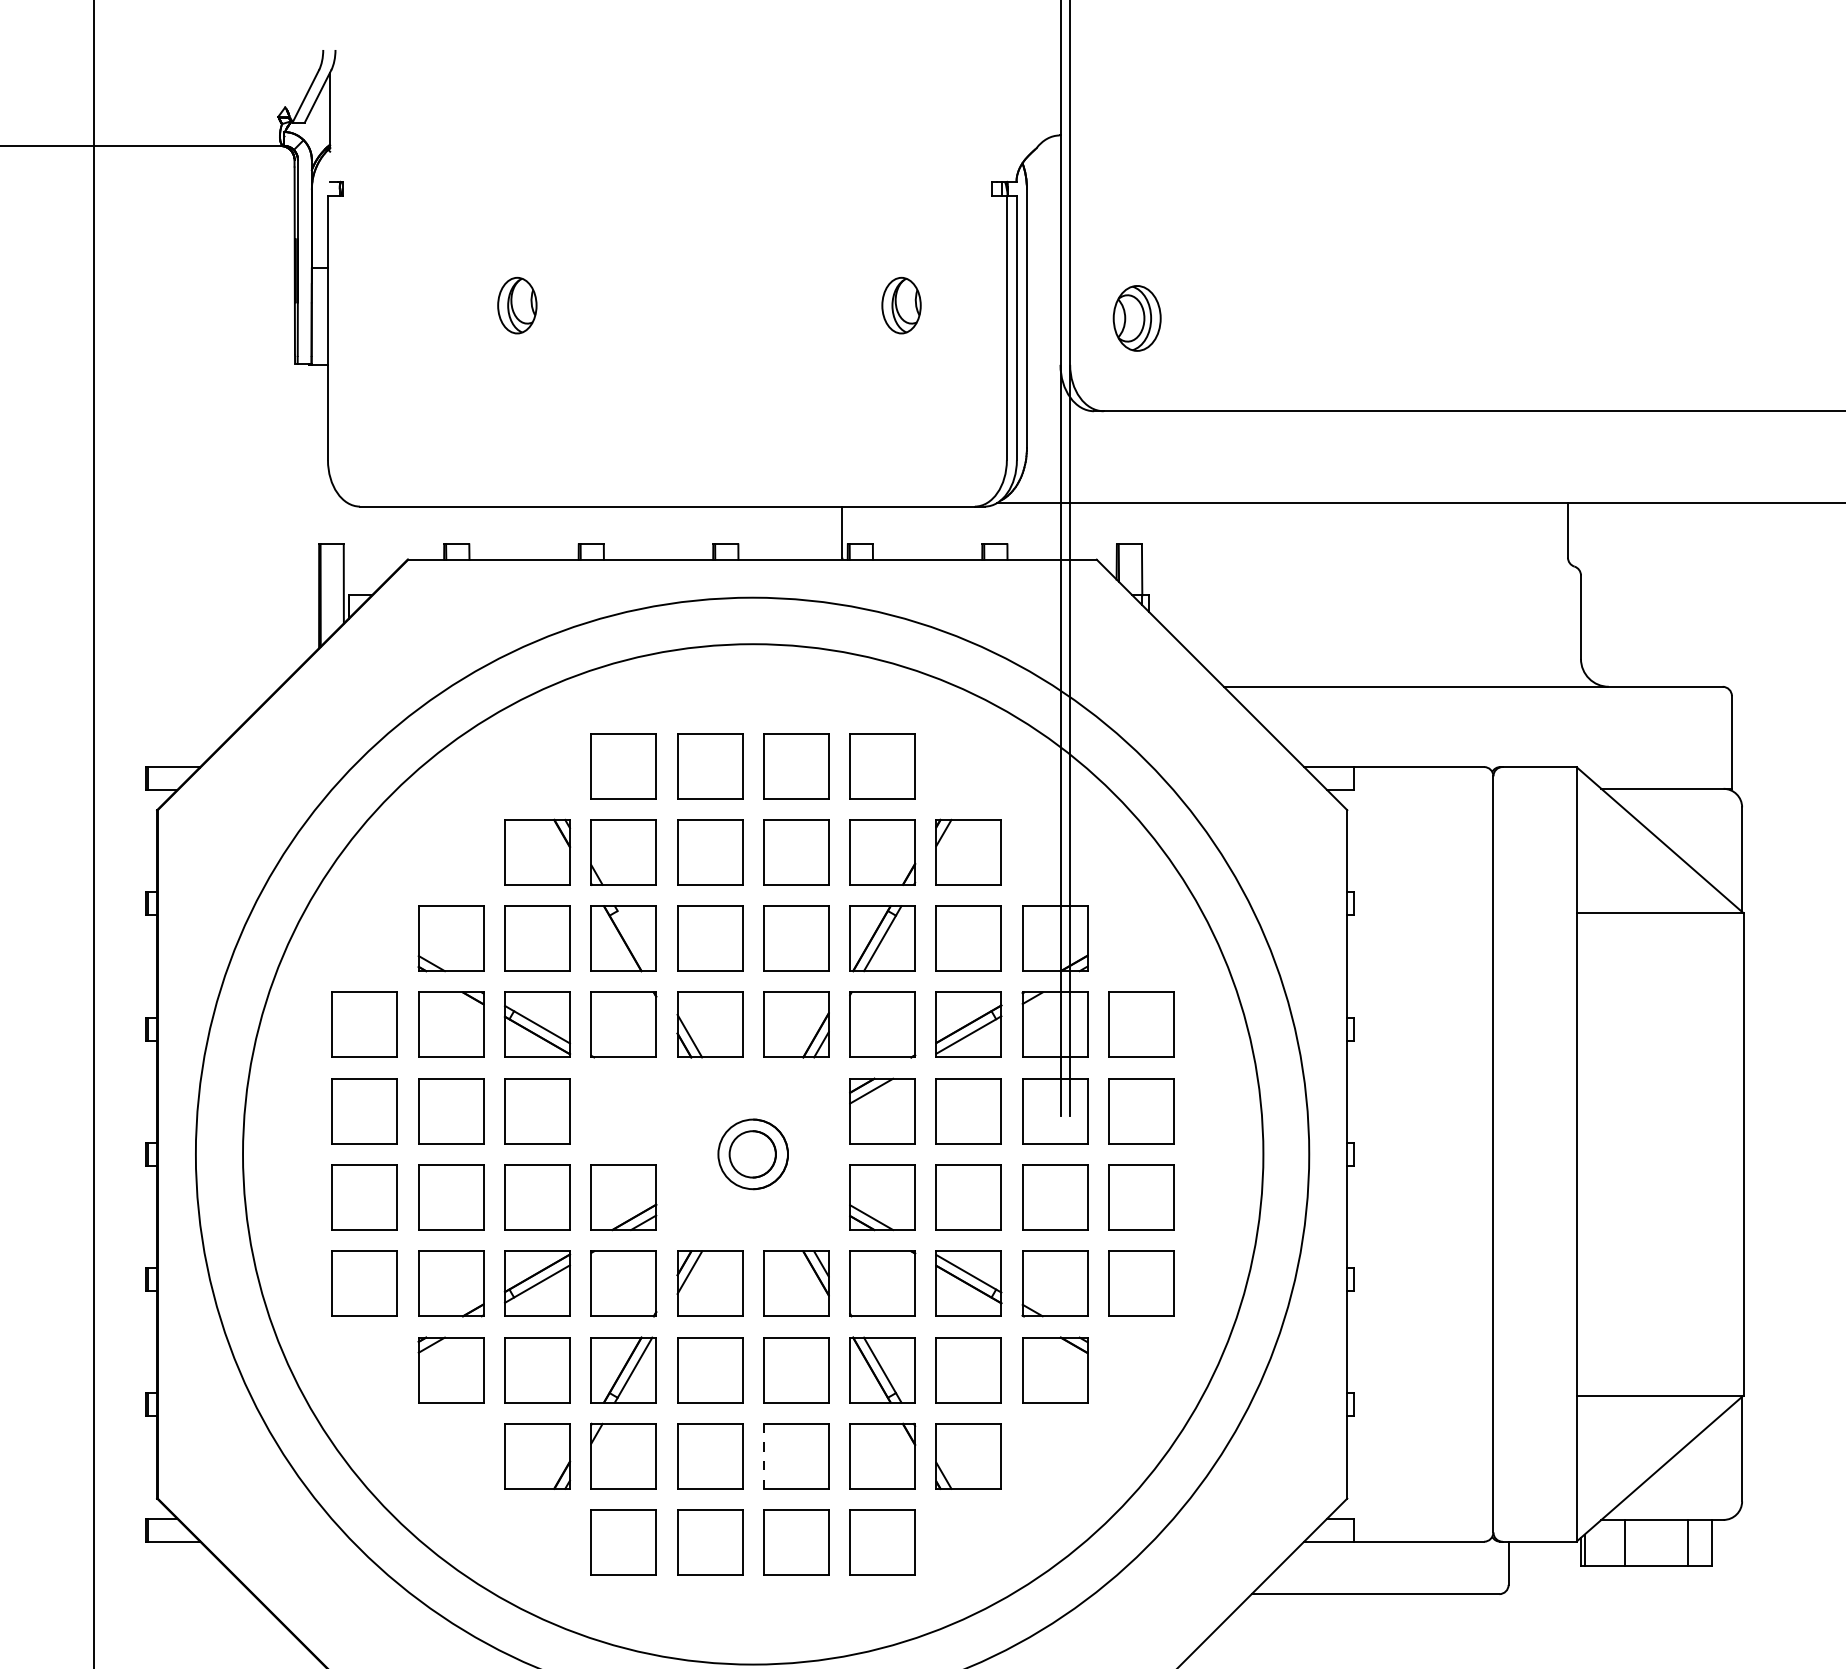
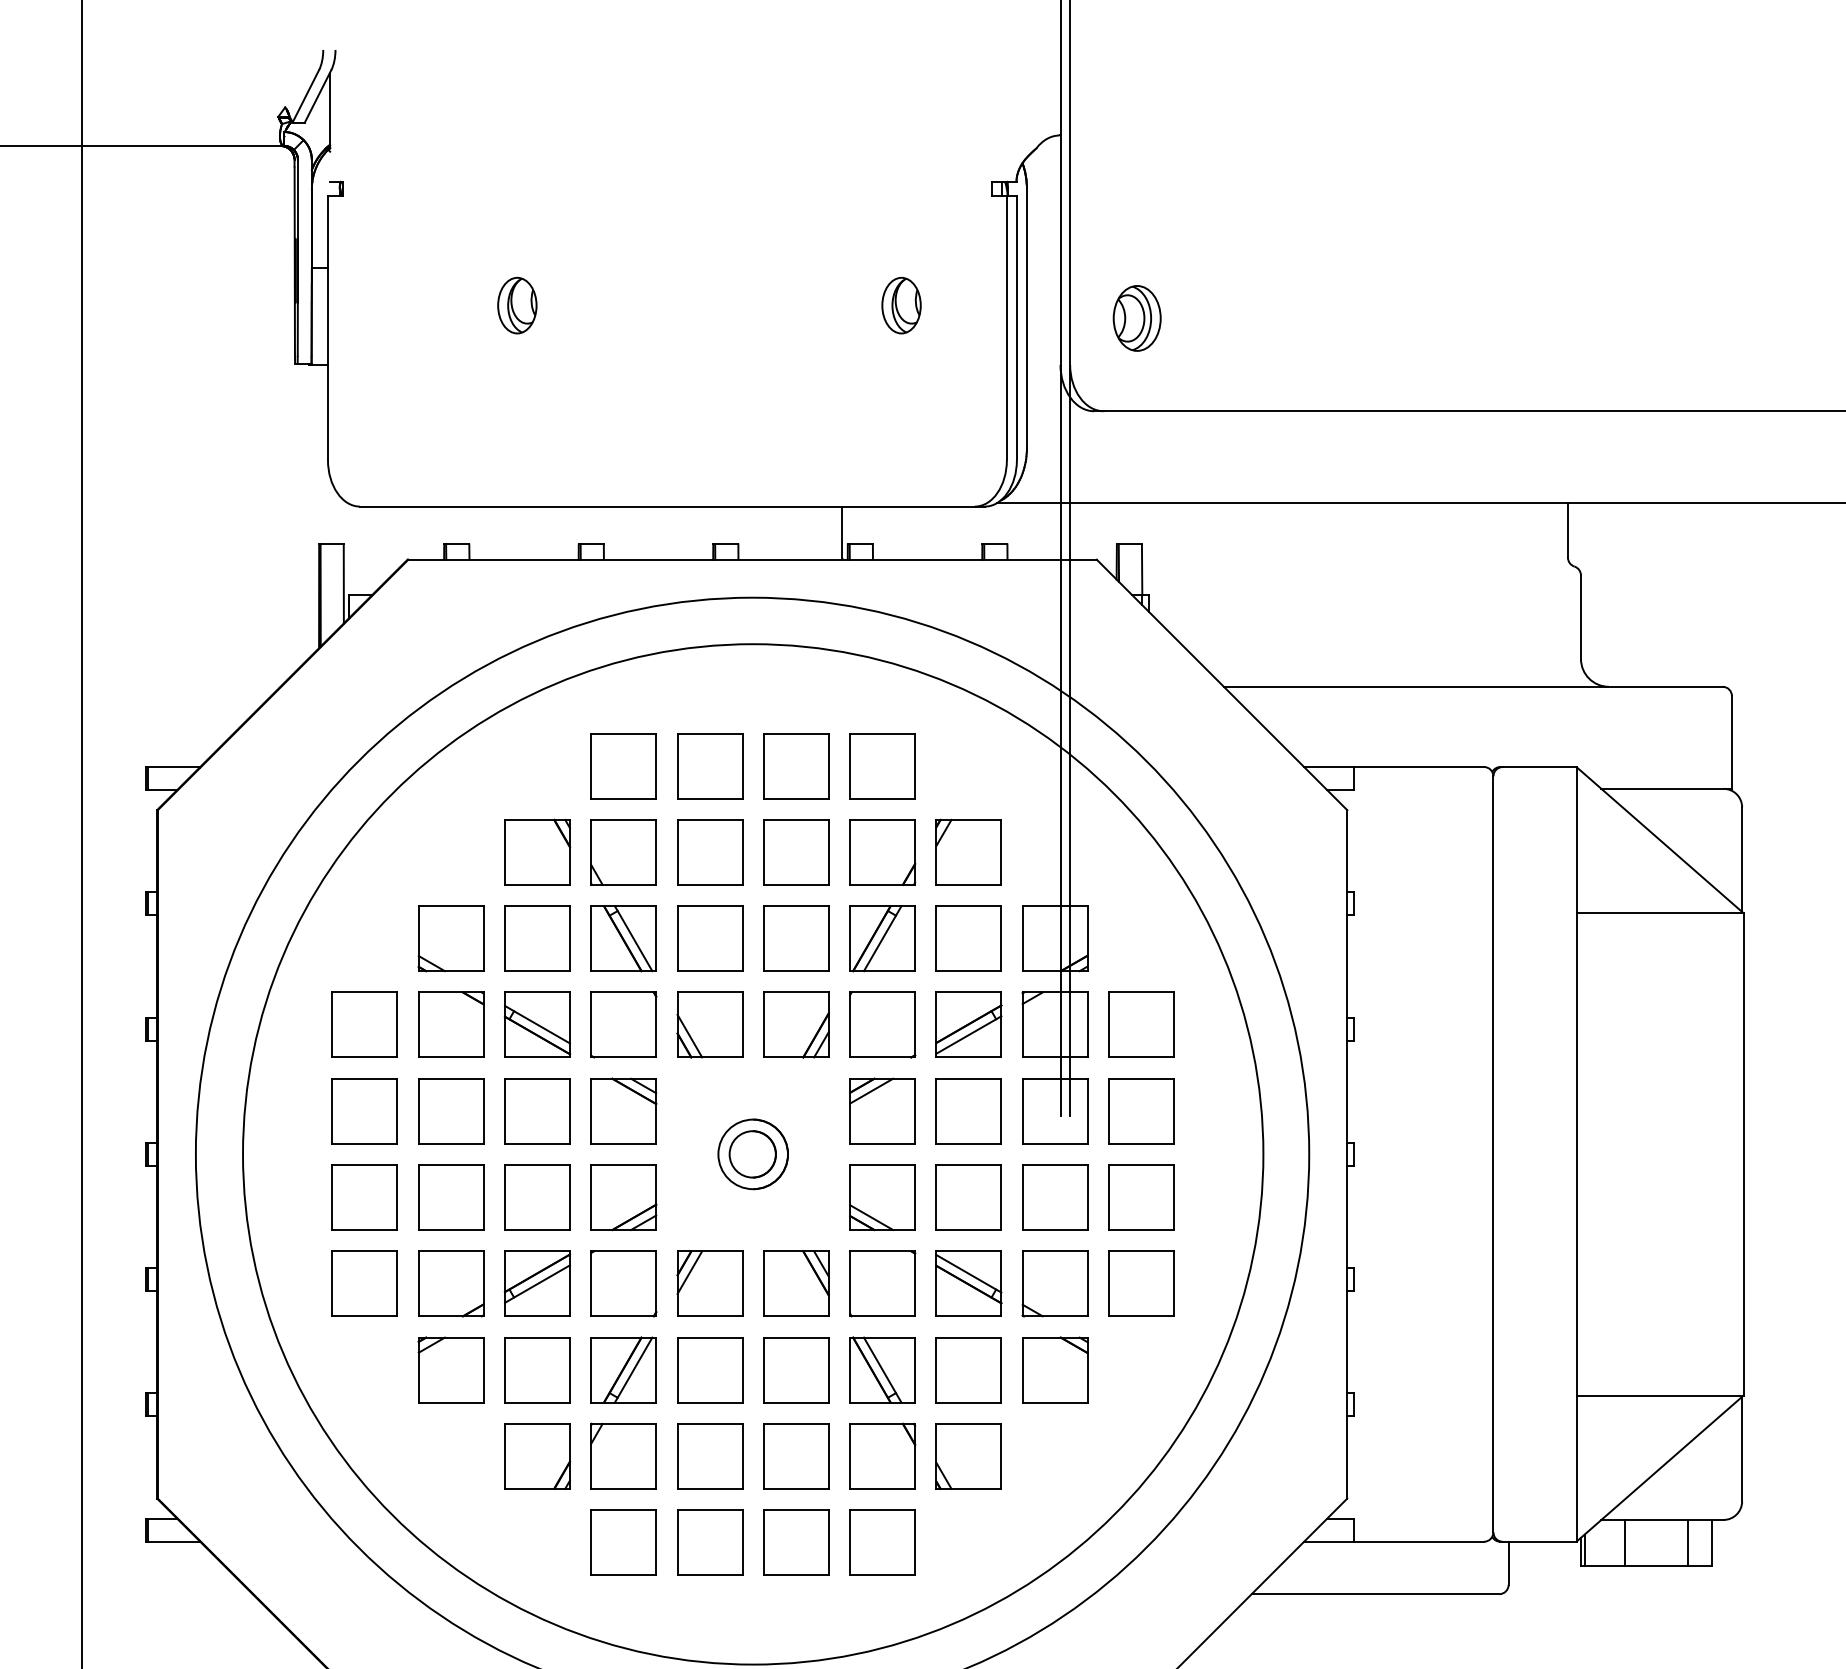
line position: (94, 833) -> (82, 833) (82, 833)
line: none -> present (634, 941)
part: none -> present (623, 1110)
line: dashed -> solid (763, 1455)
